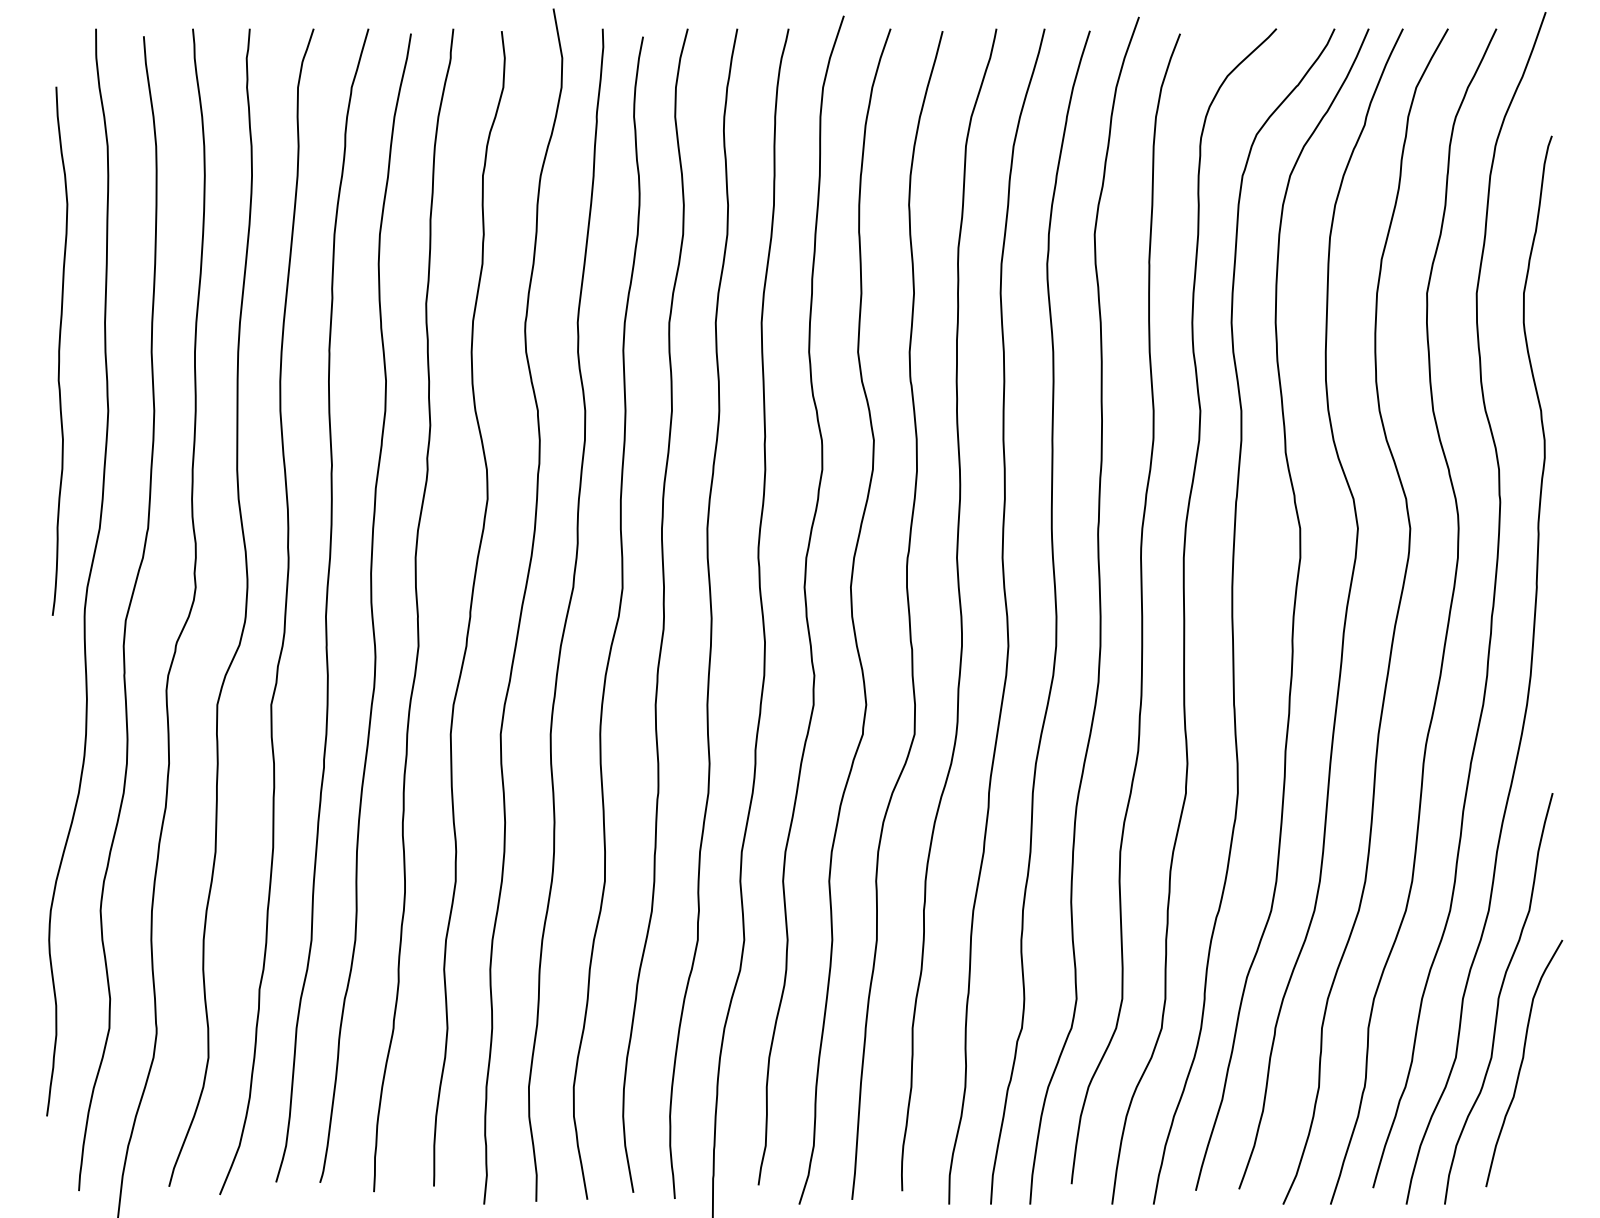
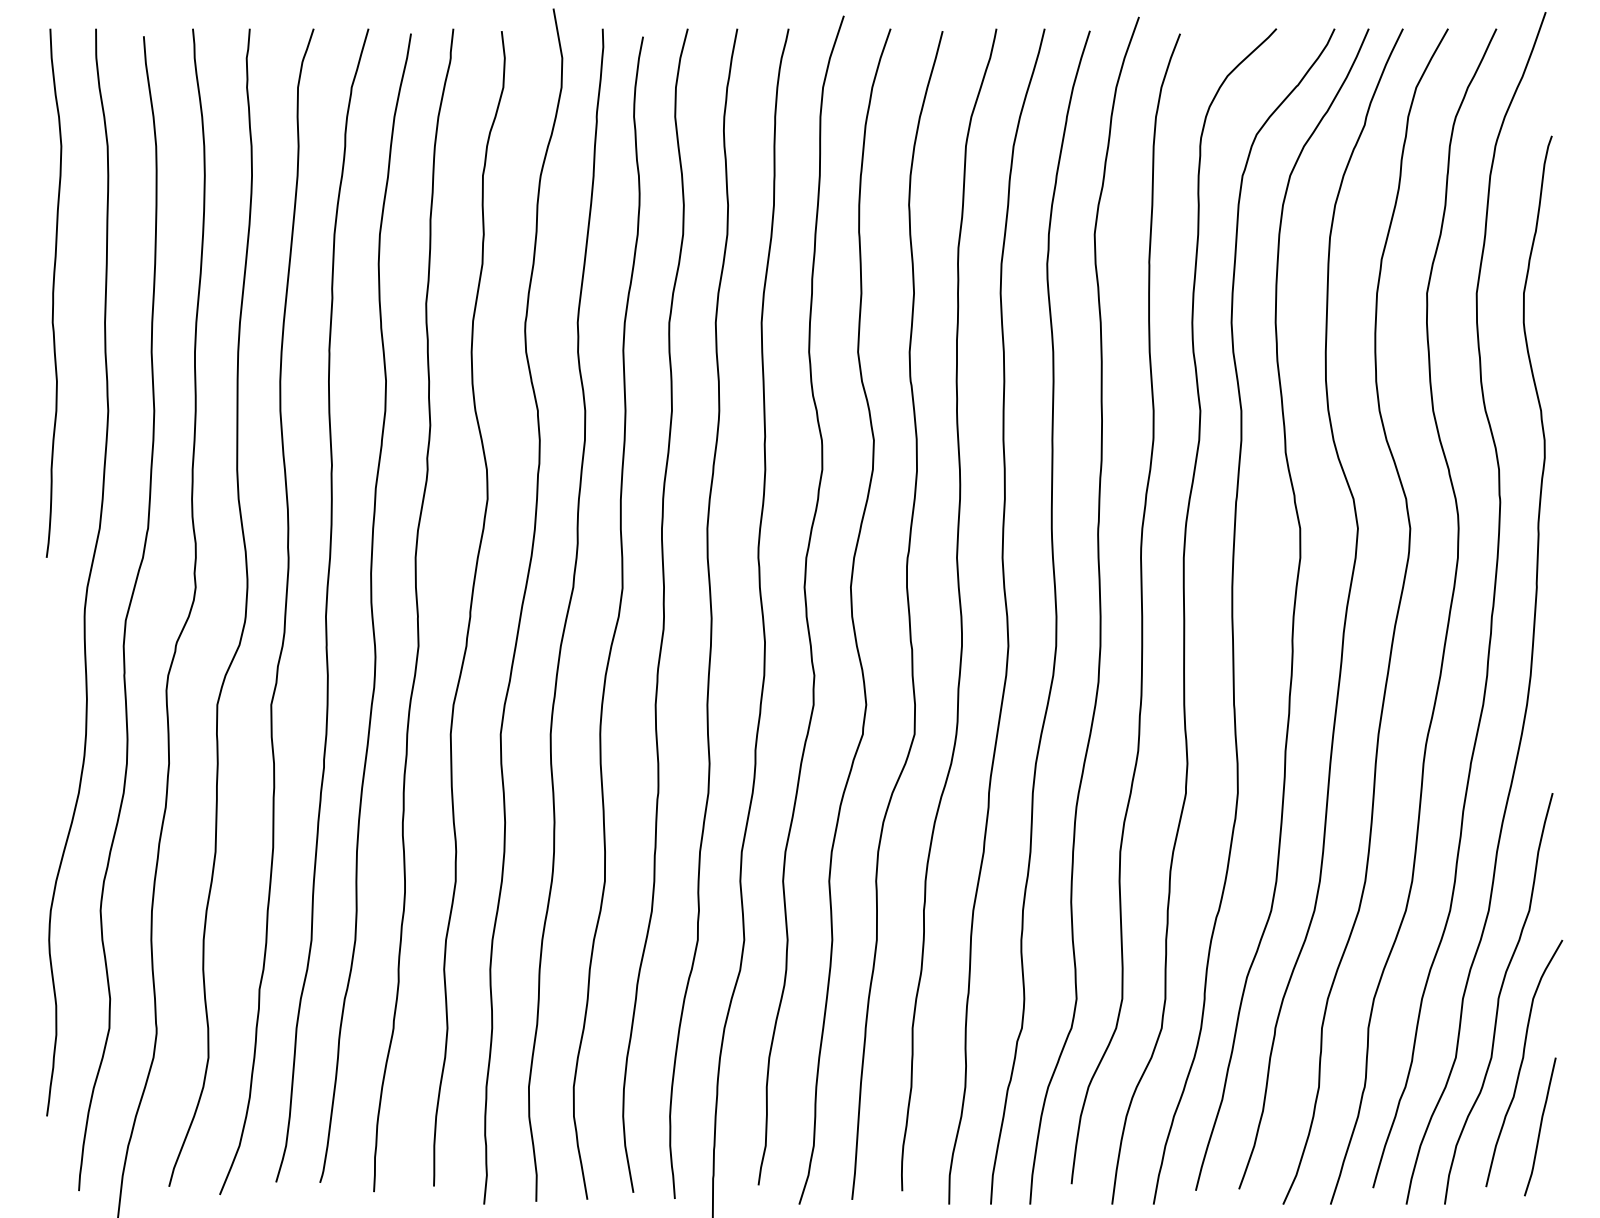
curve position: (59, 350) -> (53, 292) (53, 292)
curve: none -> present (1540, 1126)
